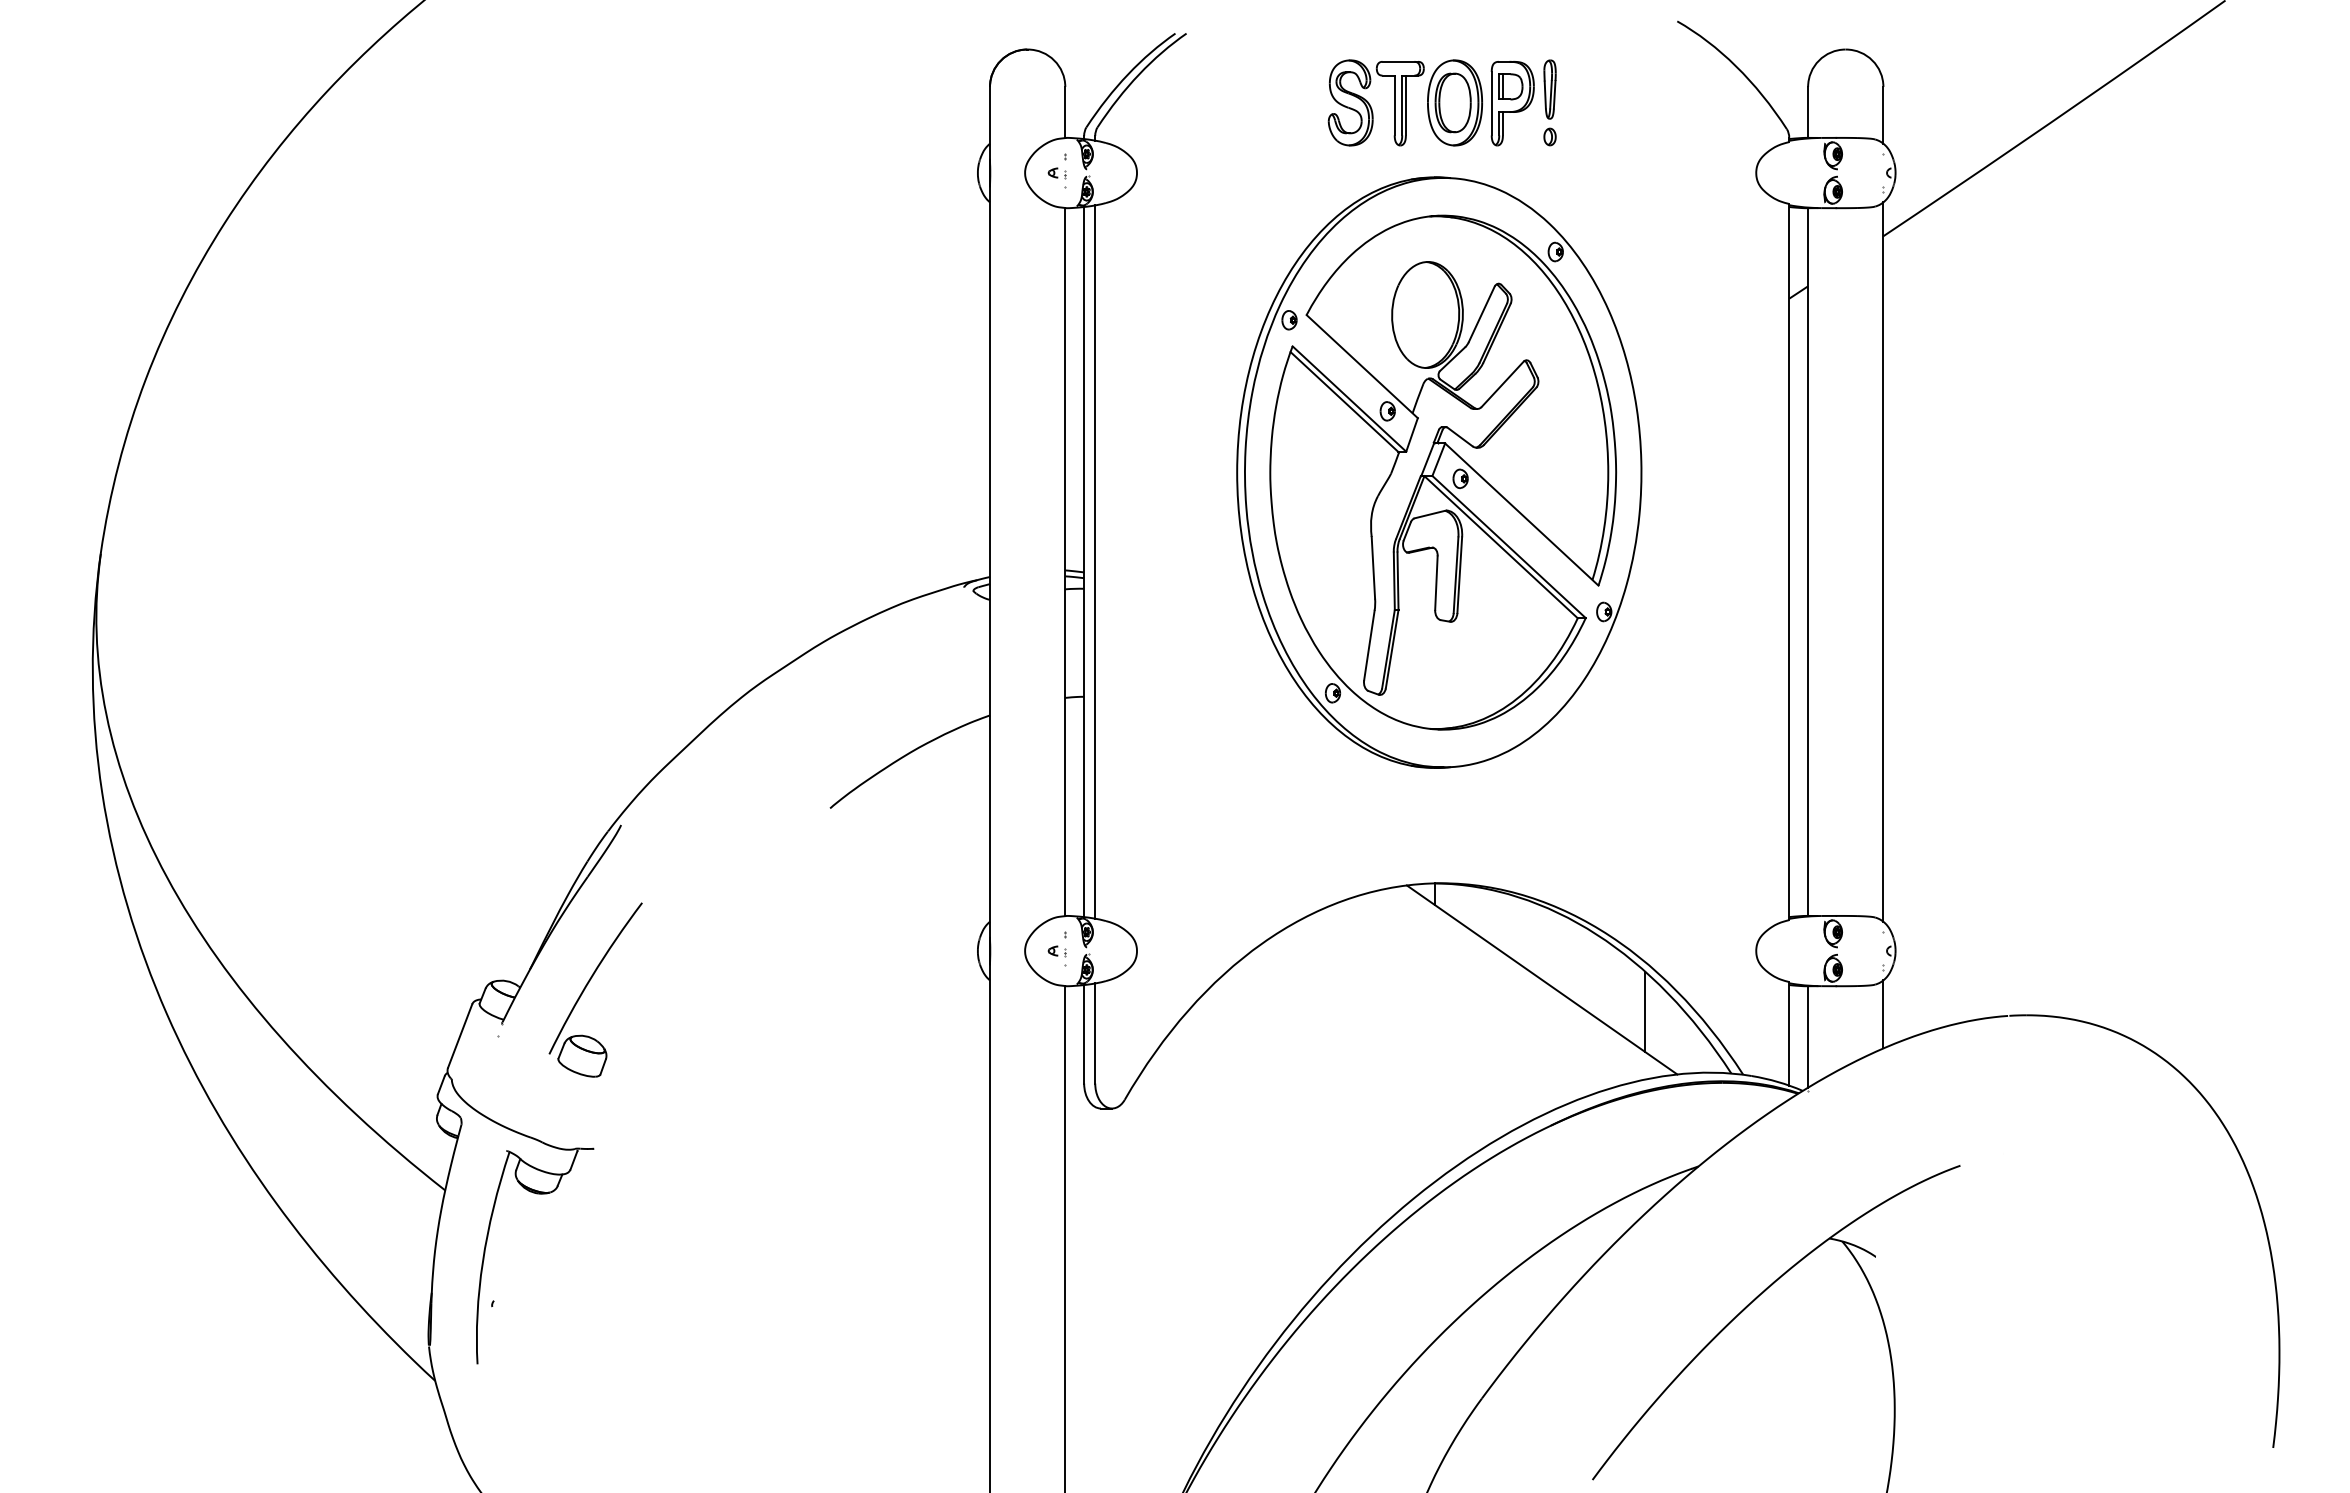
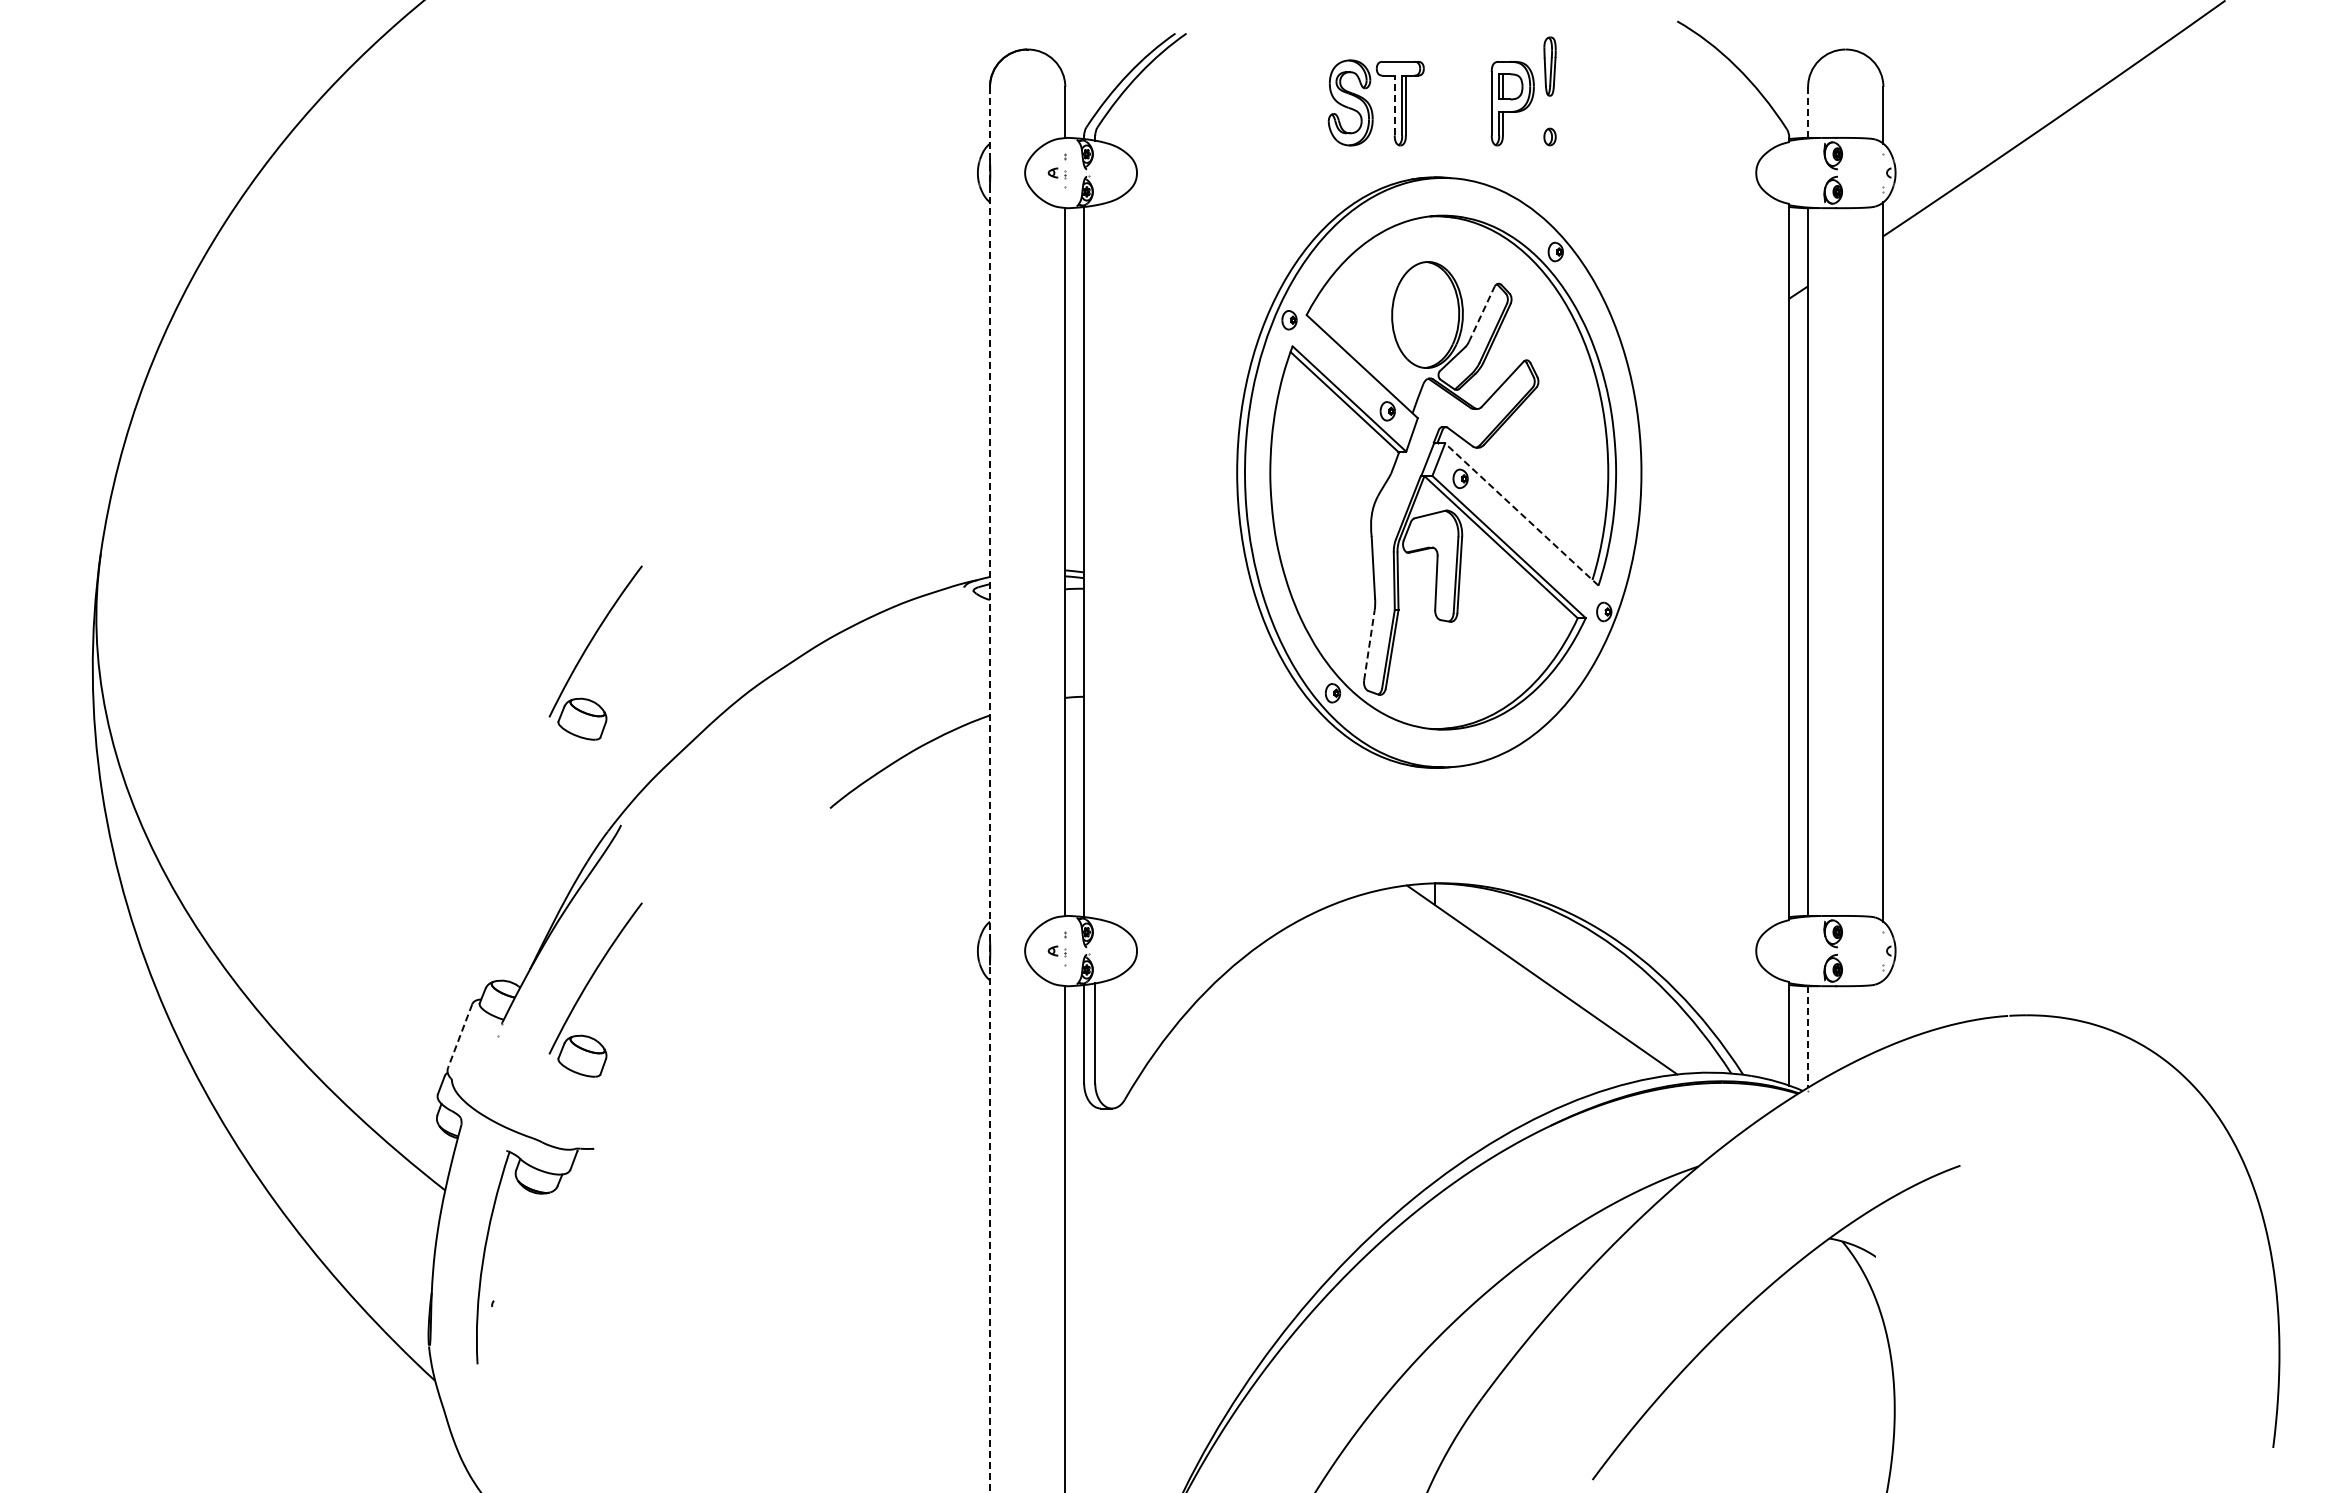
part position: (1549, 89) -> (1549, 66) (1549, 66)
part: present -> none (1454, 102)
line: solid -> dashed (1394, 105)
line: solid -> dashed (1808, 112)
line: solid -> dashed (1481, 314)
line: solid -> dashed (1521, 514)
line: present -> none (1095, 561)
line: solid -> dashed (1369, 645)
part: none -> present (588, 647)
line: solid -> dashed (990, 789)
line: present -> none (1645, 1011)
line: present -> none (1883, 1014)
line: solid -> dashed (460, 1036)
line: solid -> dashed (1808, 1036)
